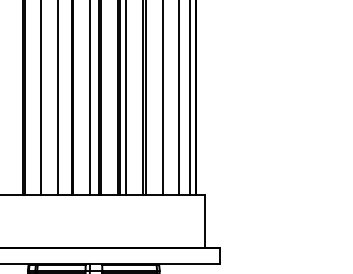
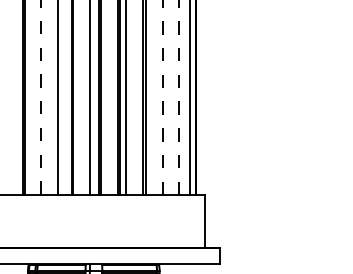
line: solid -> dashed (163, 97)
line: solid -> dashed (178, 97)
line: solid -> dashed (40, 98)
